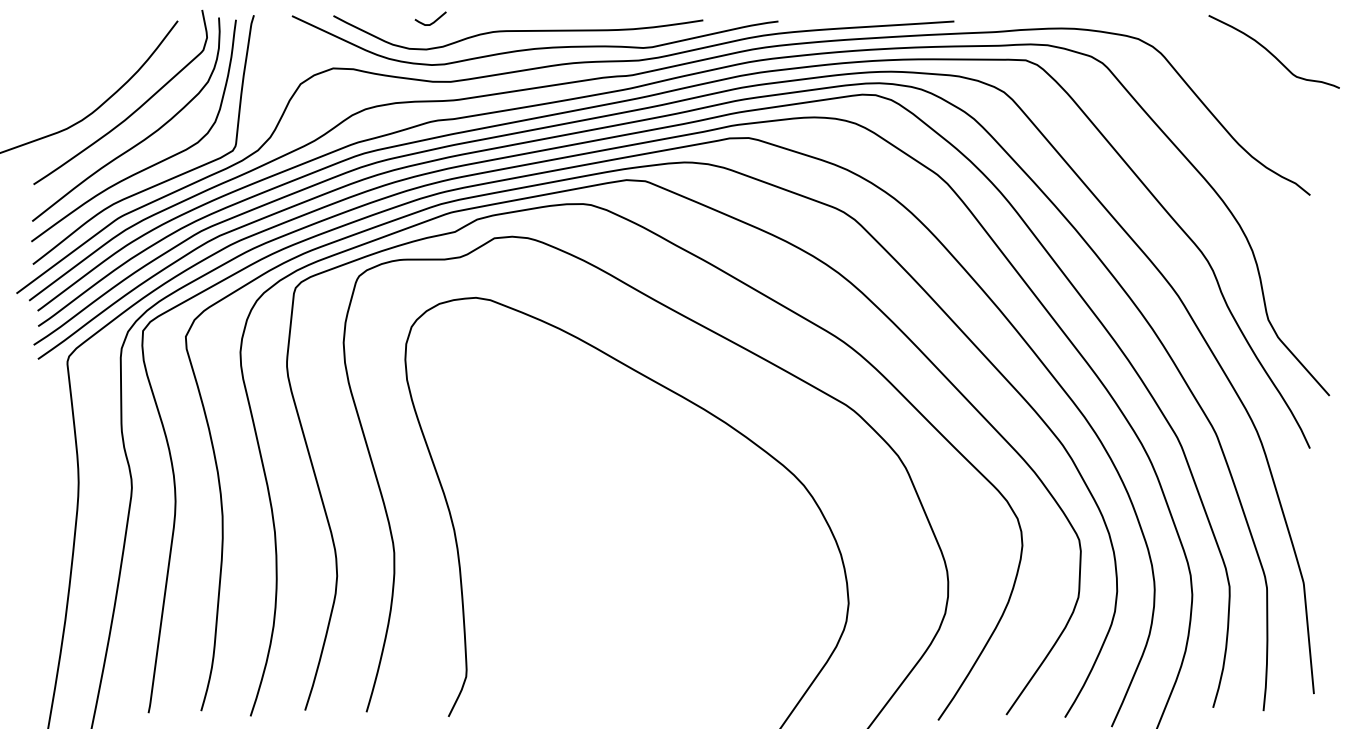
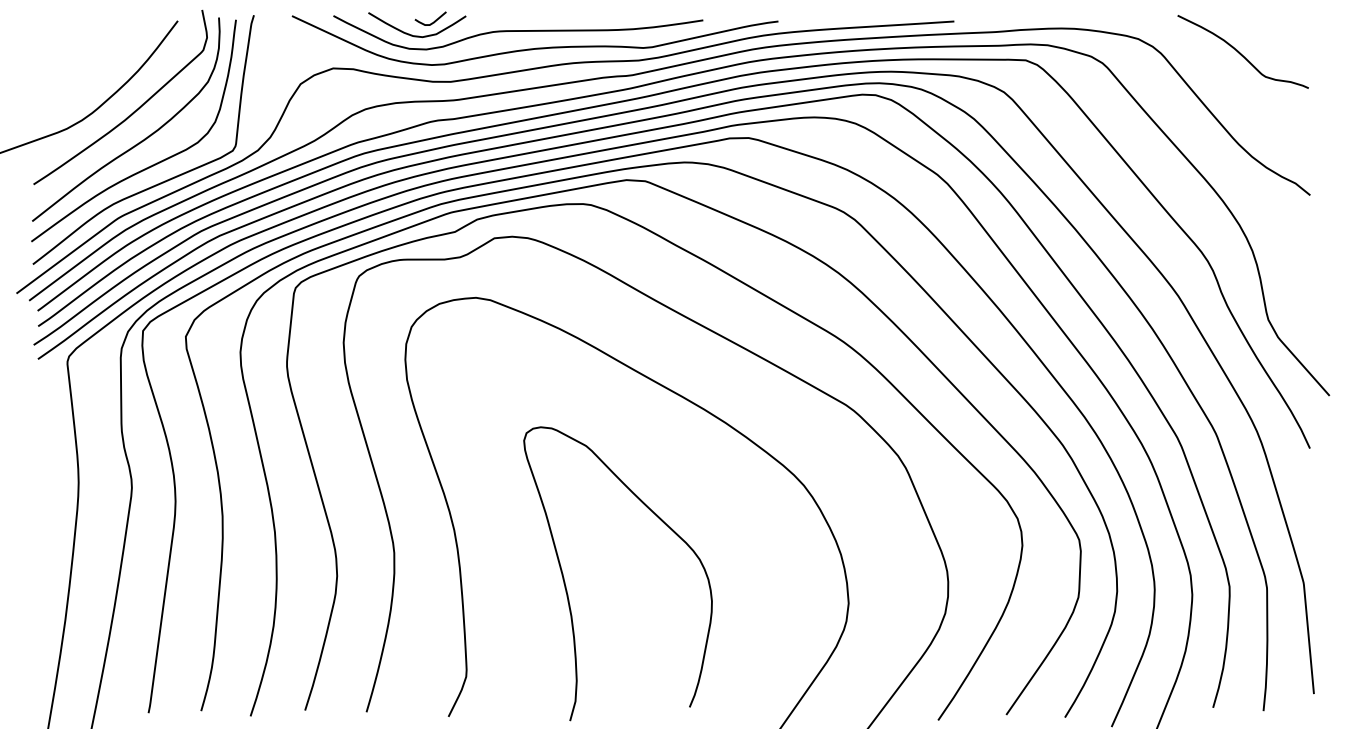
curve: none -> present (417, 35)
curve position: (1271, 52) -> (1240, 52) (1240, 52)
curve: none -> present (565, 581)
